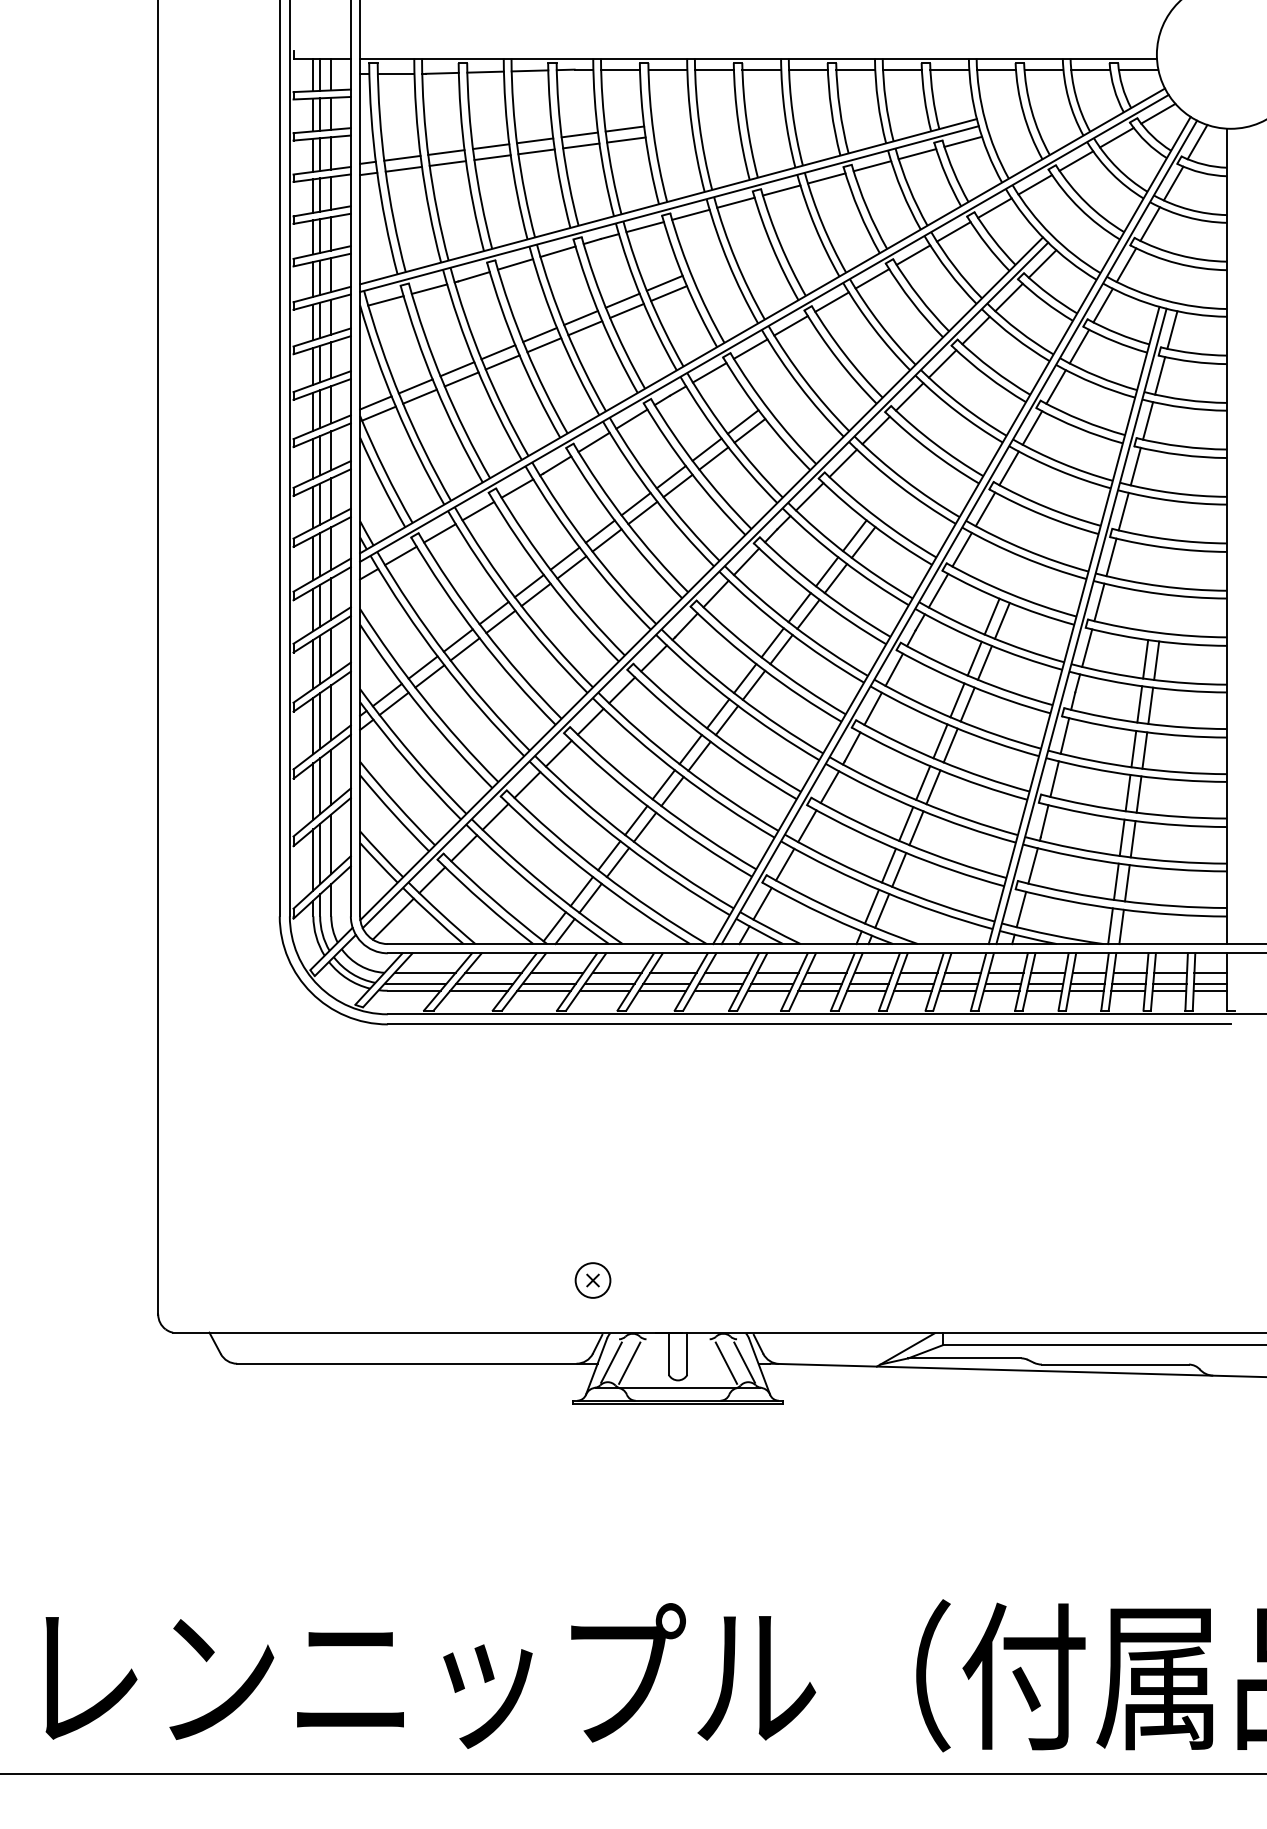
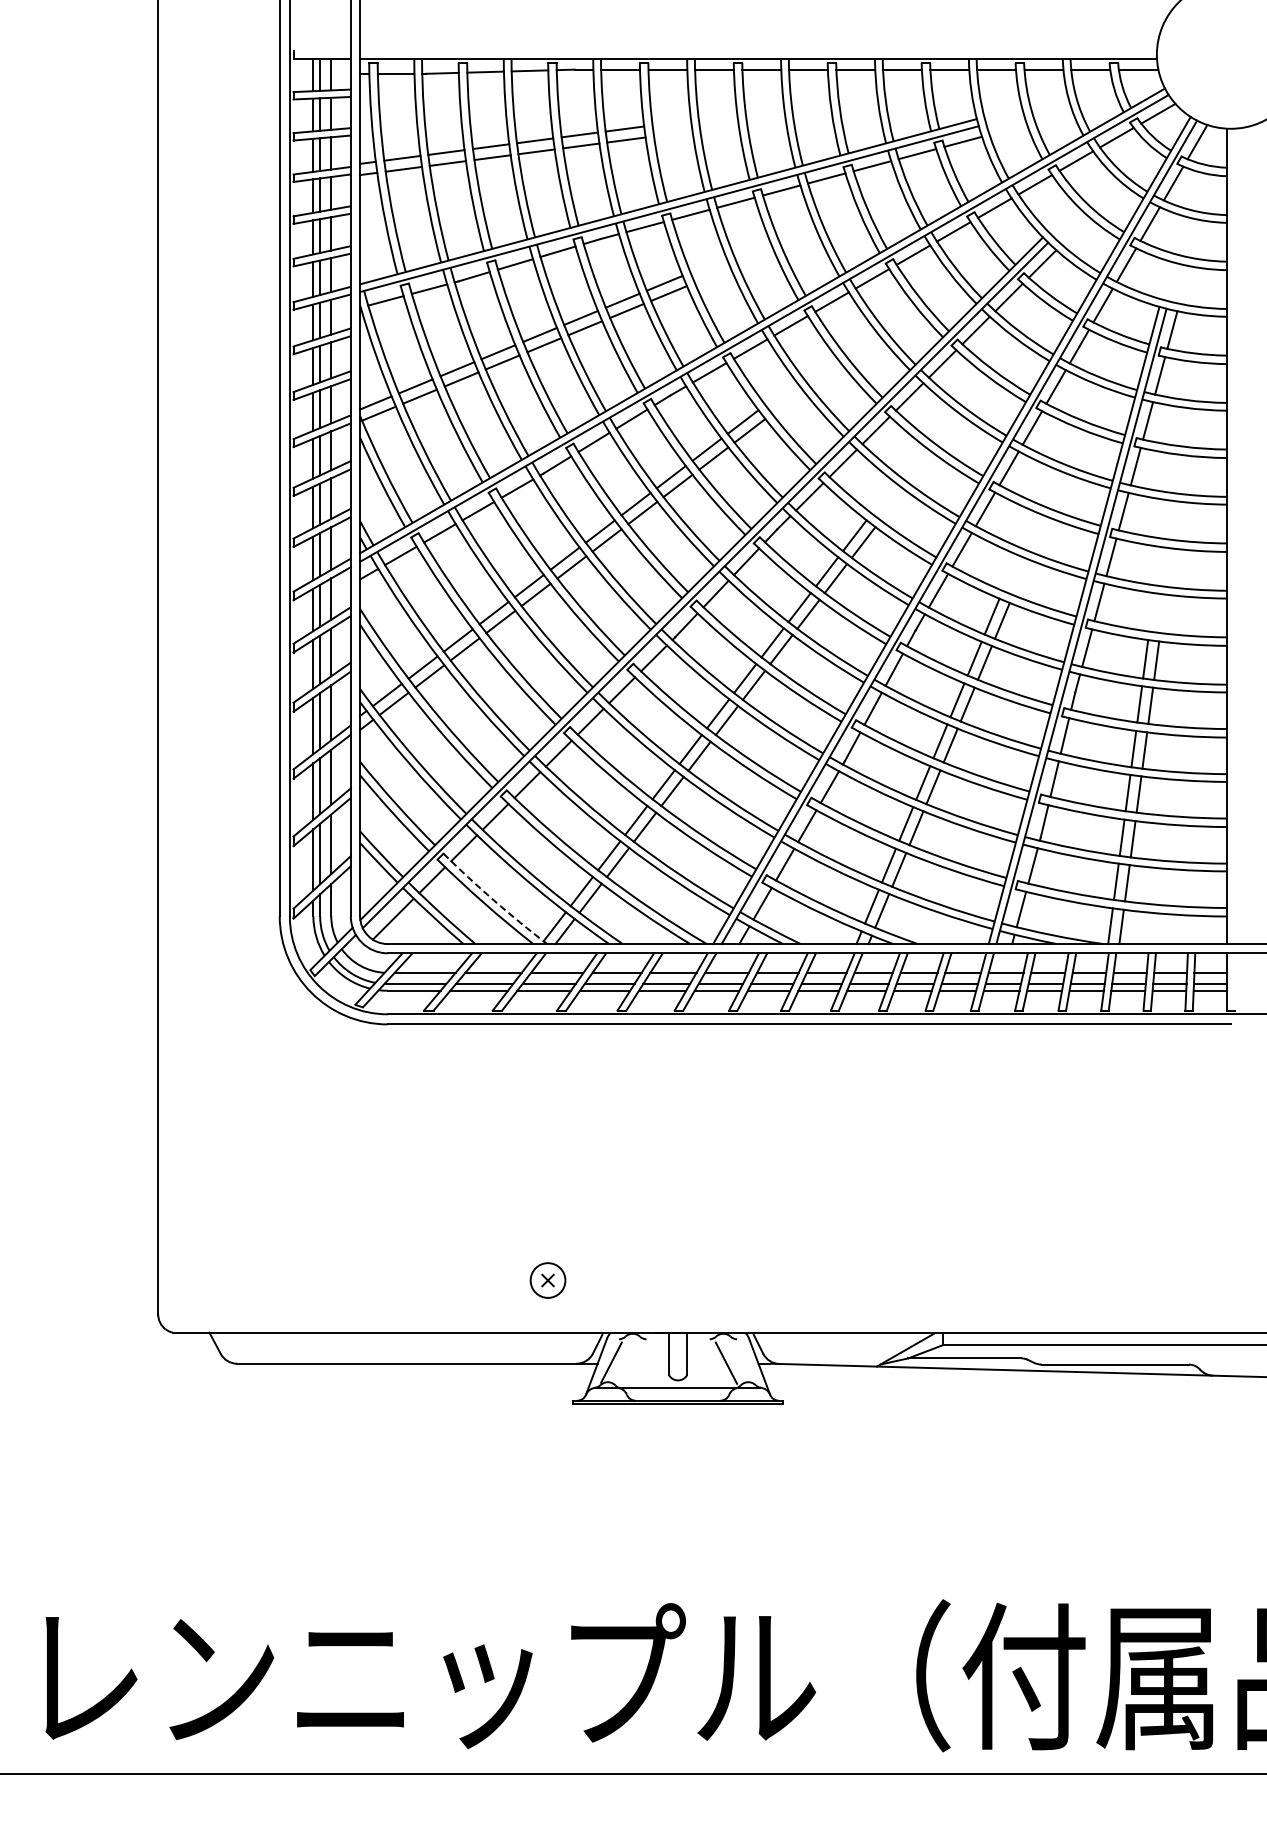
arc: solid -> dashed (494, 900)
part position: (592, 1280) -> (547, 1280) (547, 1280)
line: present -> none (629, 1362)
line: present -> none (744, 1362)
